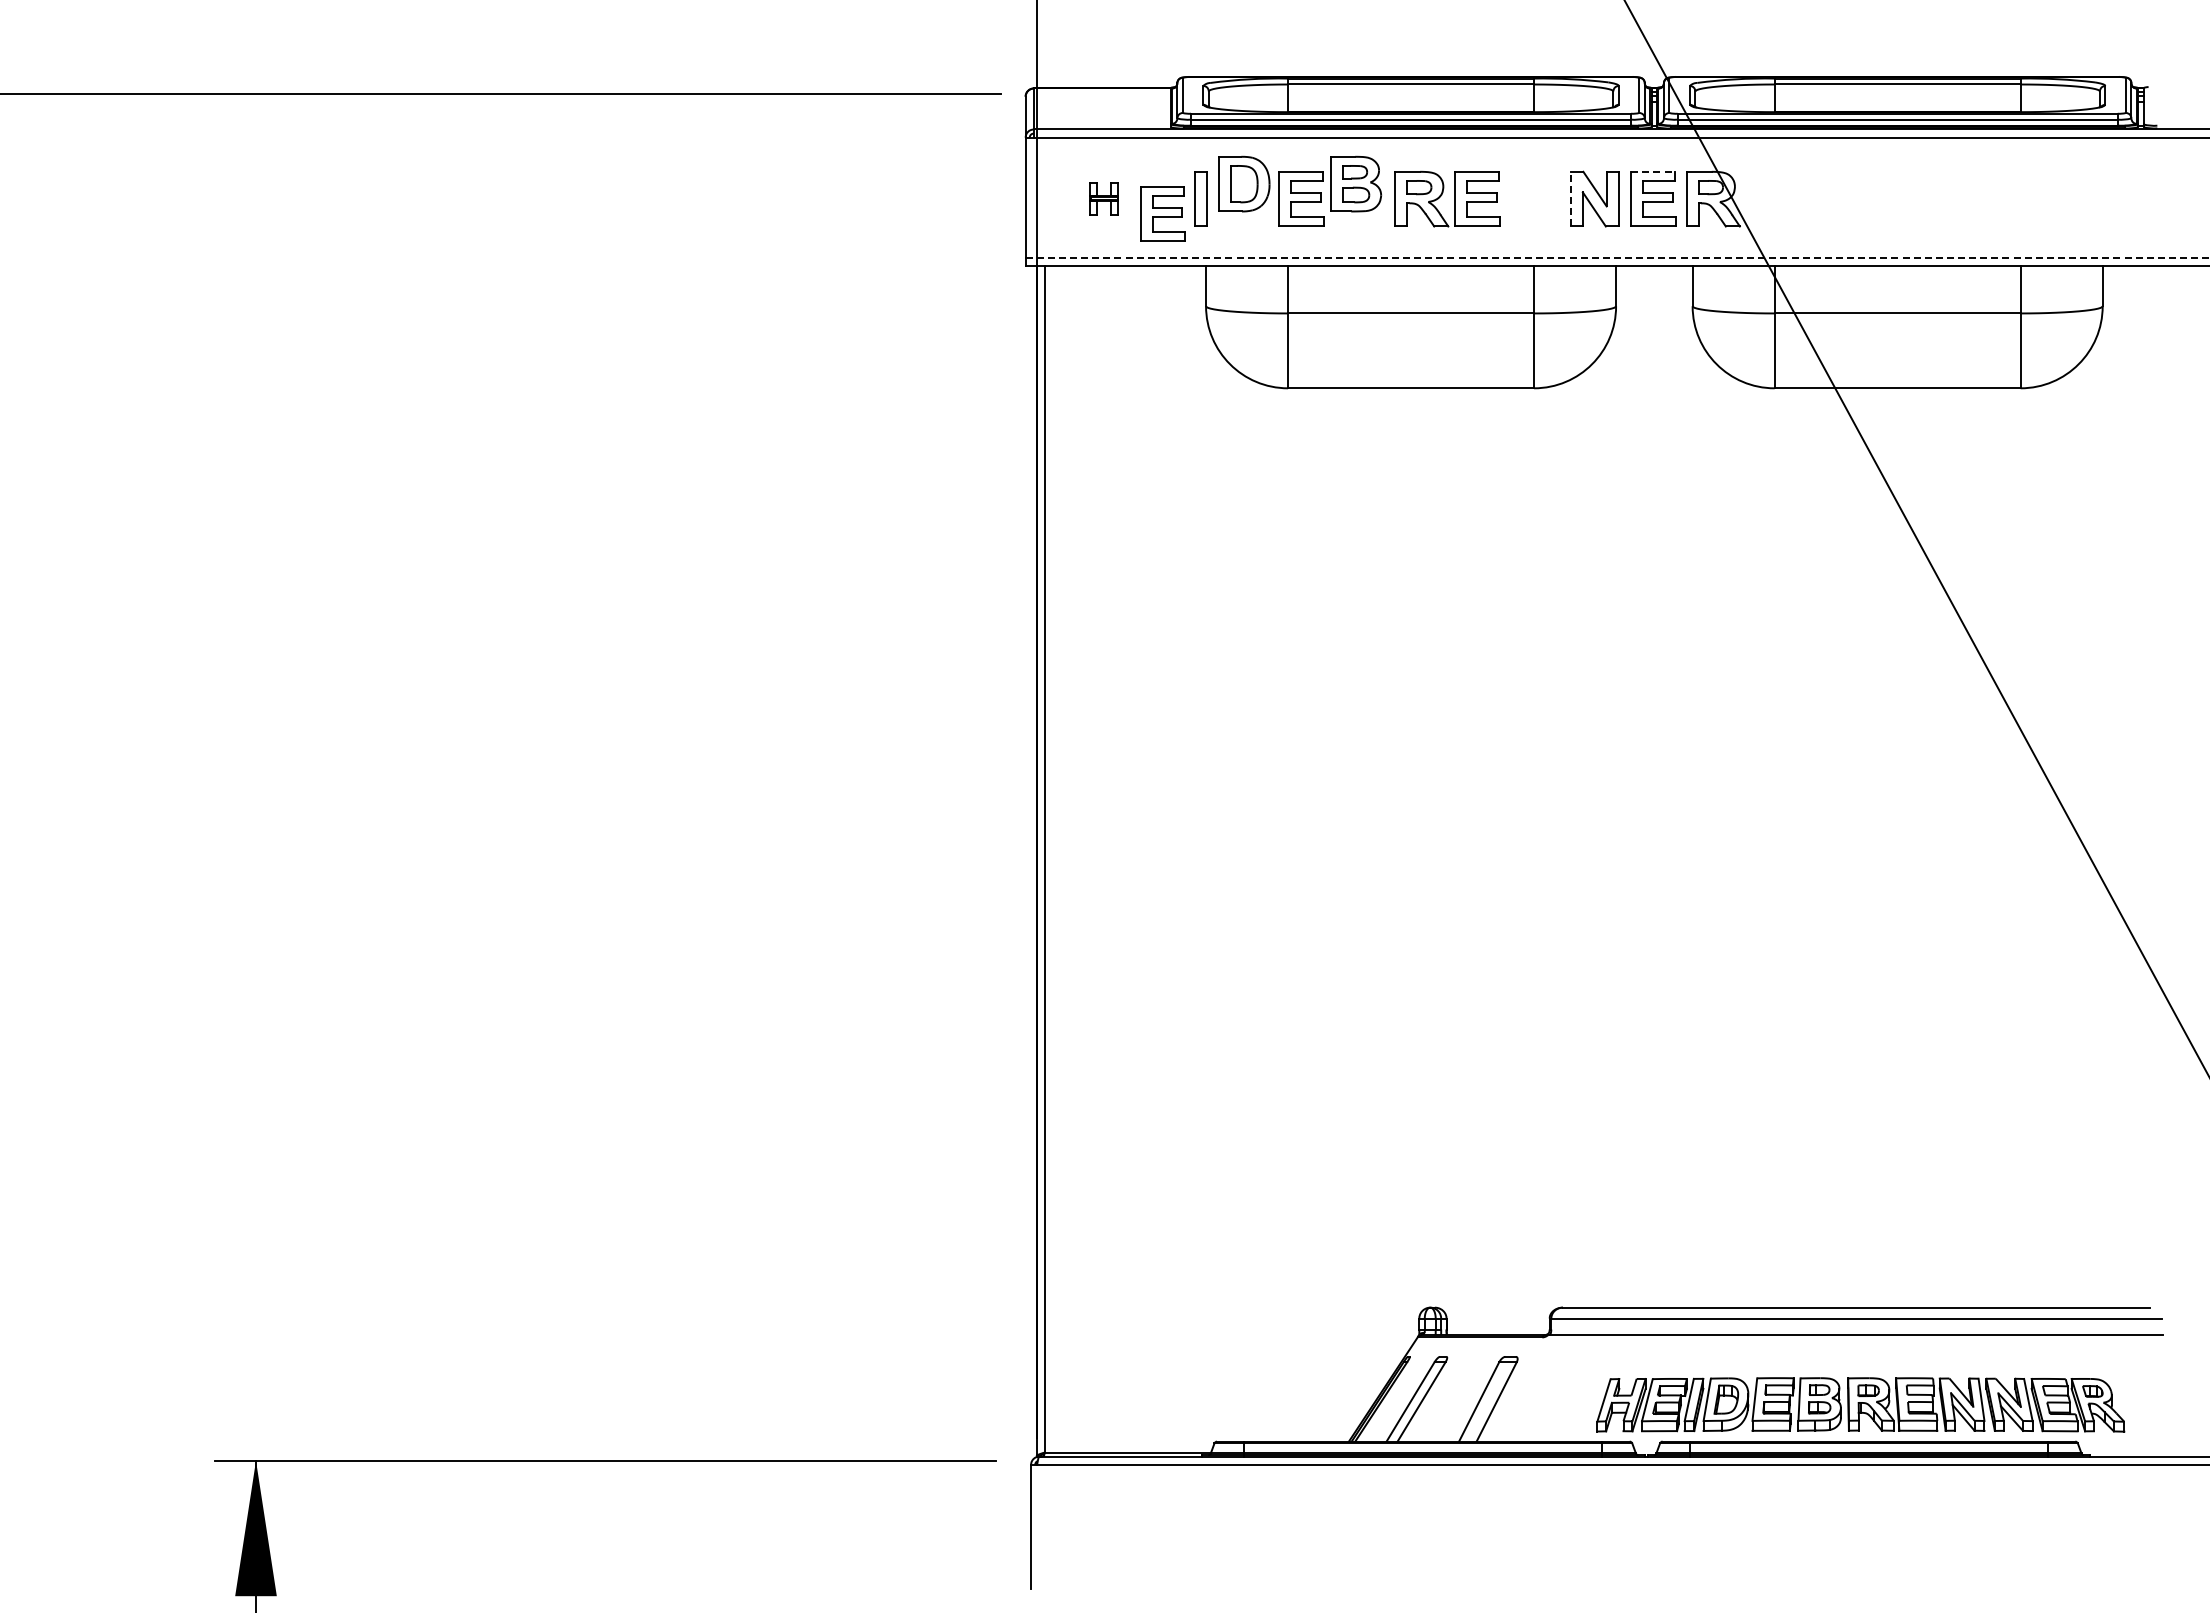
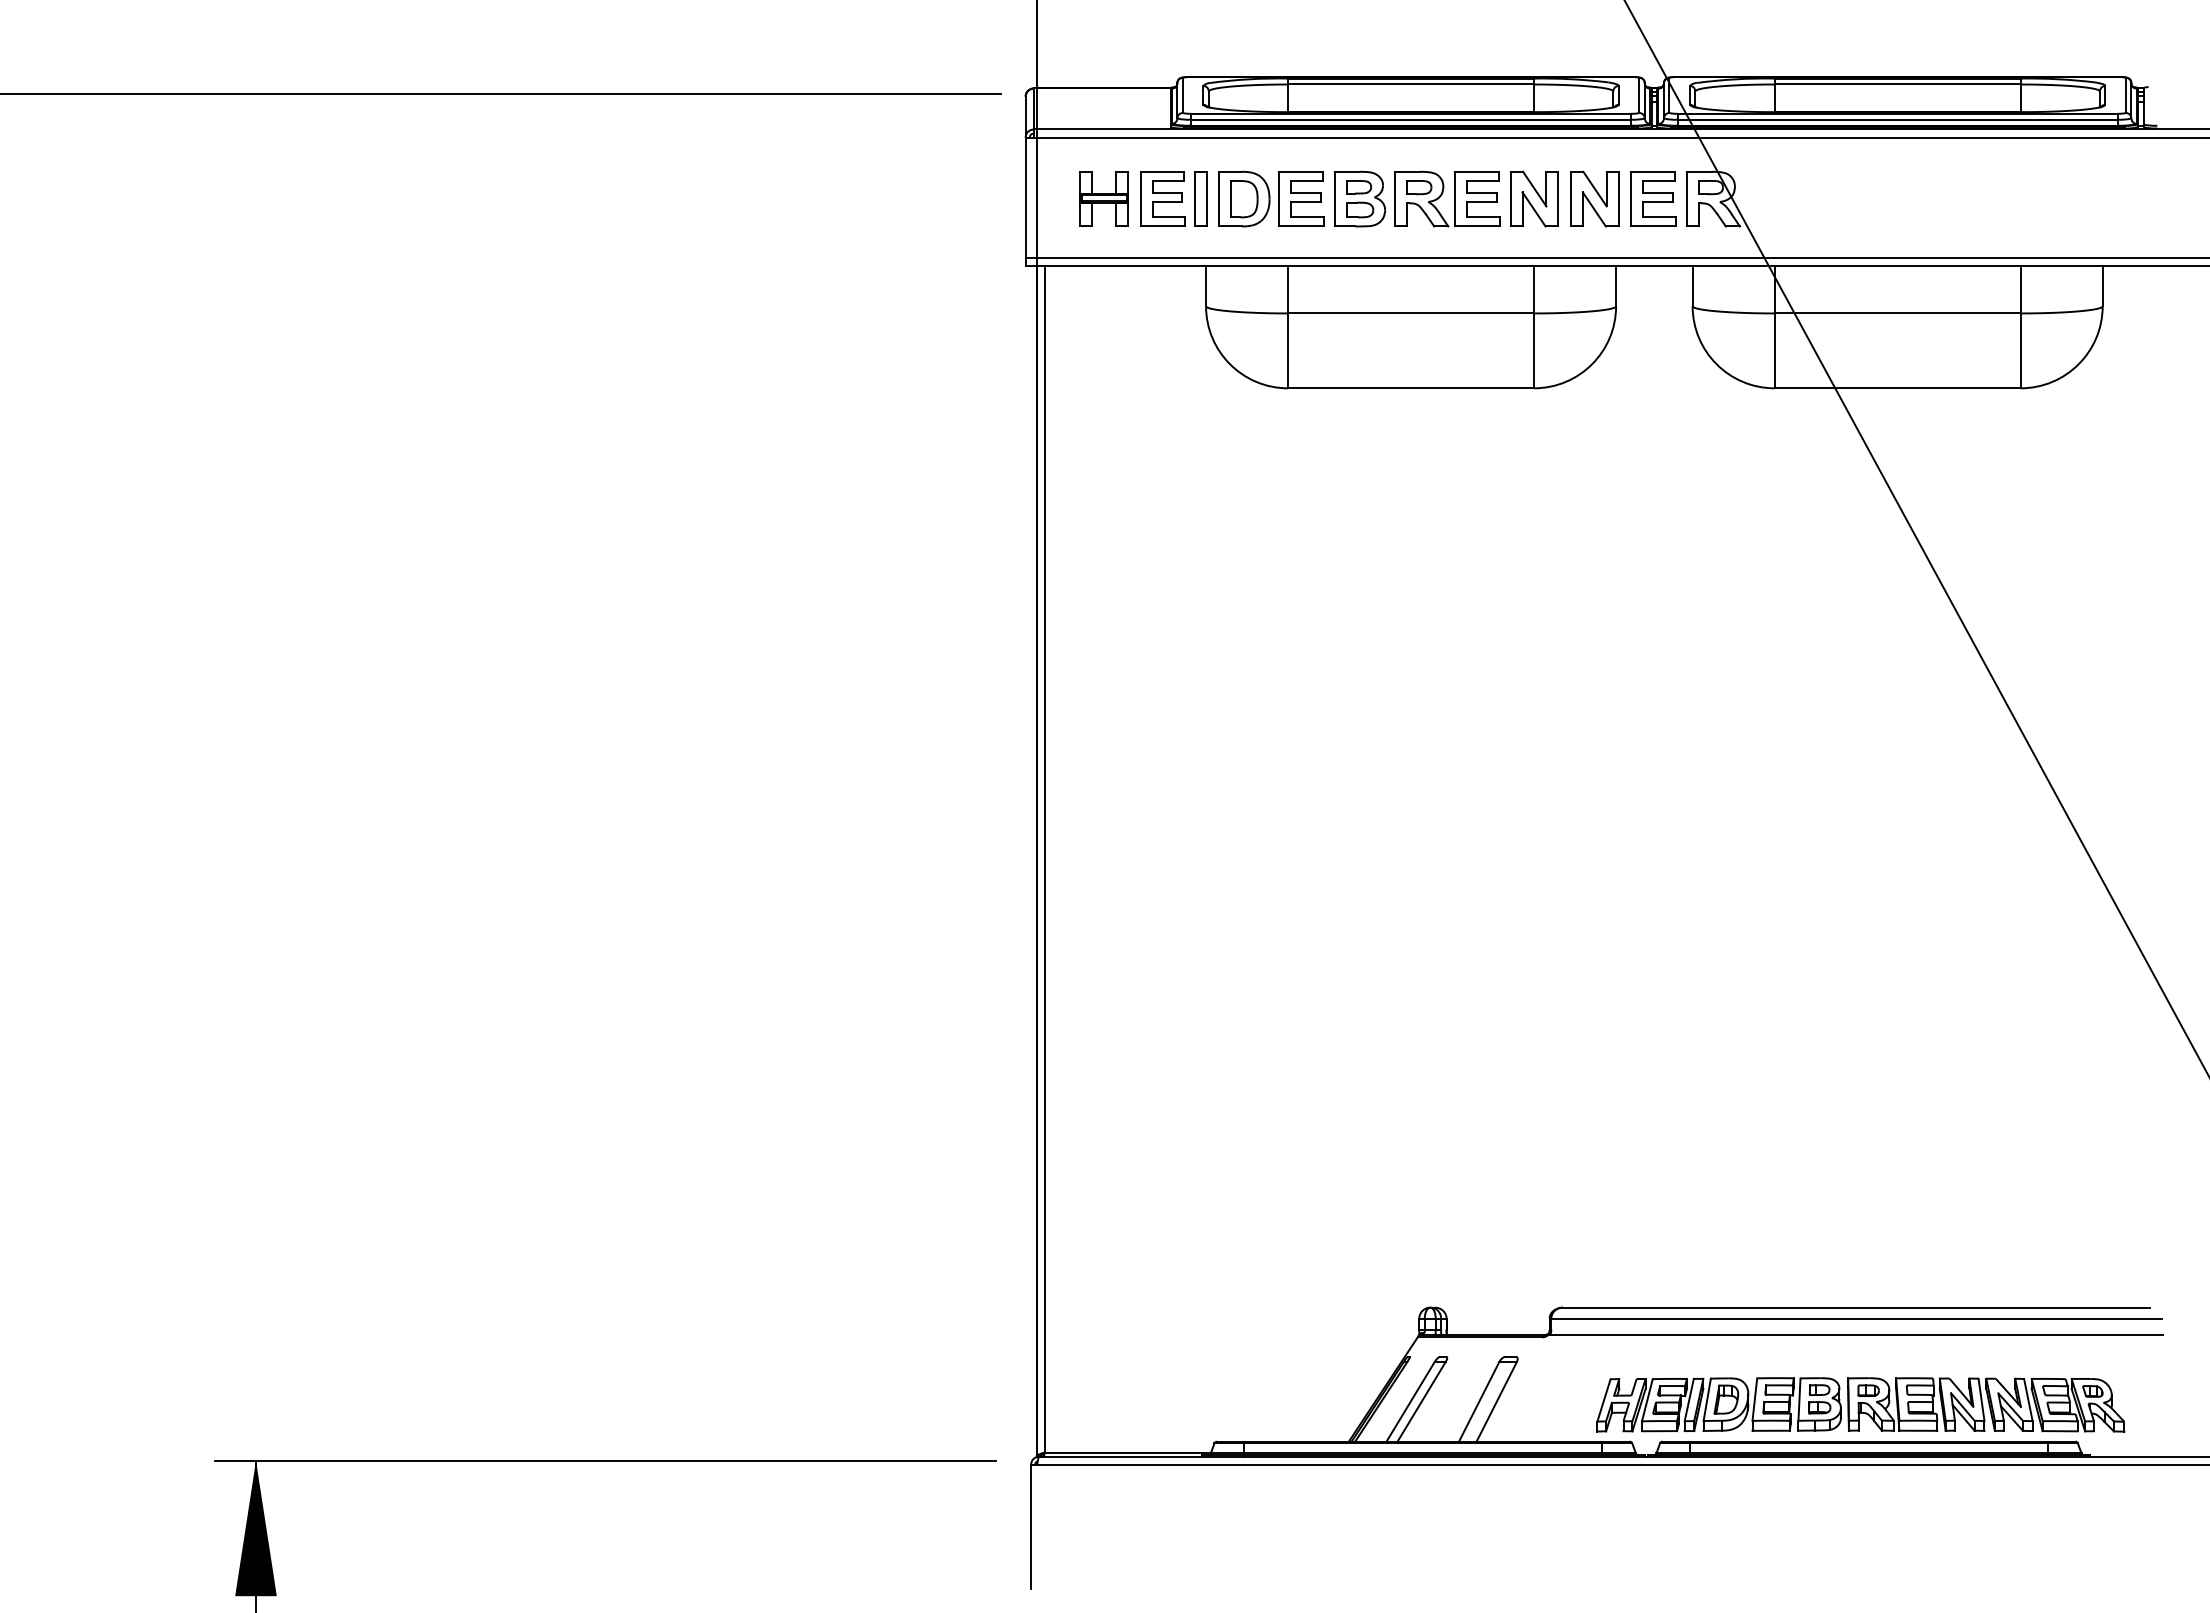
line: dashed -> solid (1652, 171)
part position: (1244, 183) -> (1244, 198) (1244, 198)
part position: (1356, 183) -> (1360, 198) (1360, 198)
part size: 30x34 px -> 50x56 px (1103, 198)
part: none -> present (1534, 198)
line: dashed -> solid (1570, 198)
part position: (1162, 213) -> (1162, 198) (1162, 198)
line: dashed -> solid (1617, 257)
